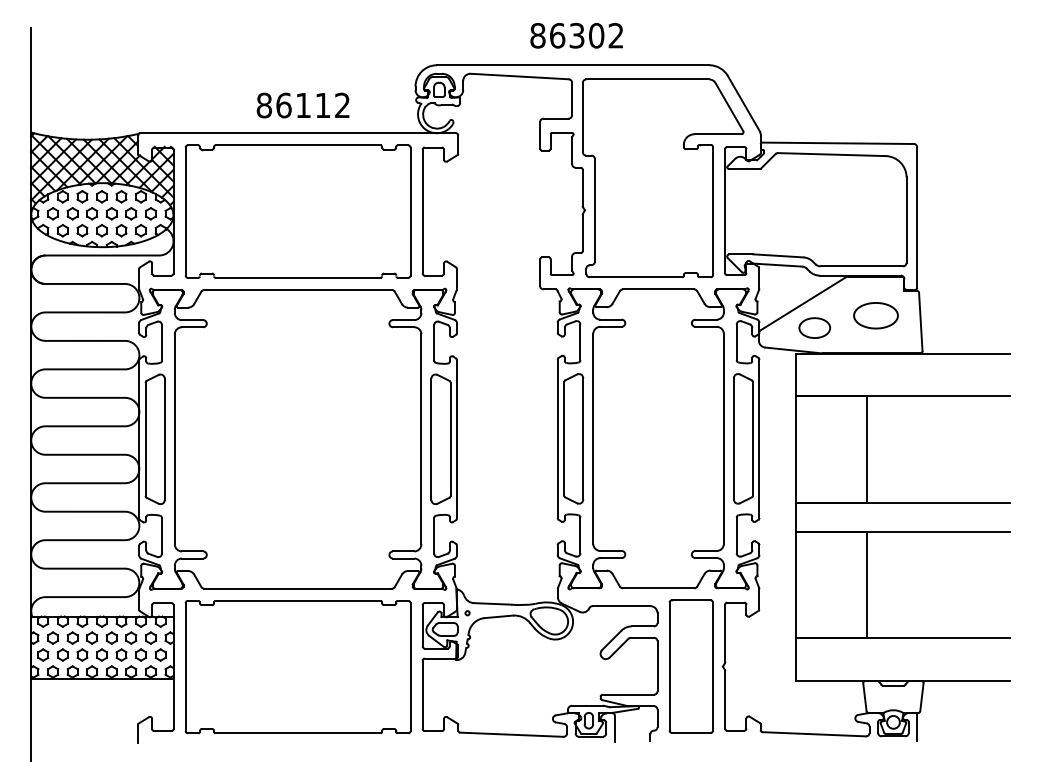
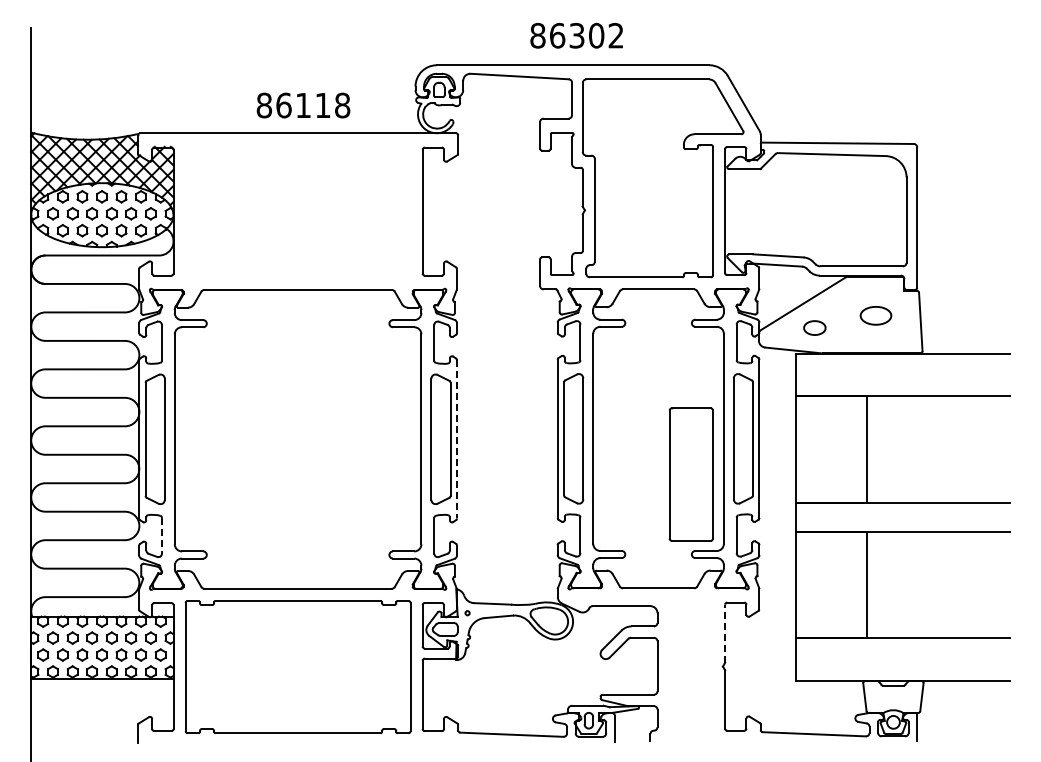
text: 86112 -> 86118 (342, 105)
part: present -> none (297, 211)
part size: 46x28 px -> 34x20 px (875, 315)
part size: 34x22 px -> 24x16 px (814, 327)
line: solid -> dashed (457, 439)
line: solid -> dashed (161, 535)
line: solid -> dashed (725, 633)
part position: (690, 666) -> (690, 474) (690, 474)
